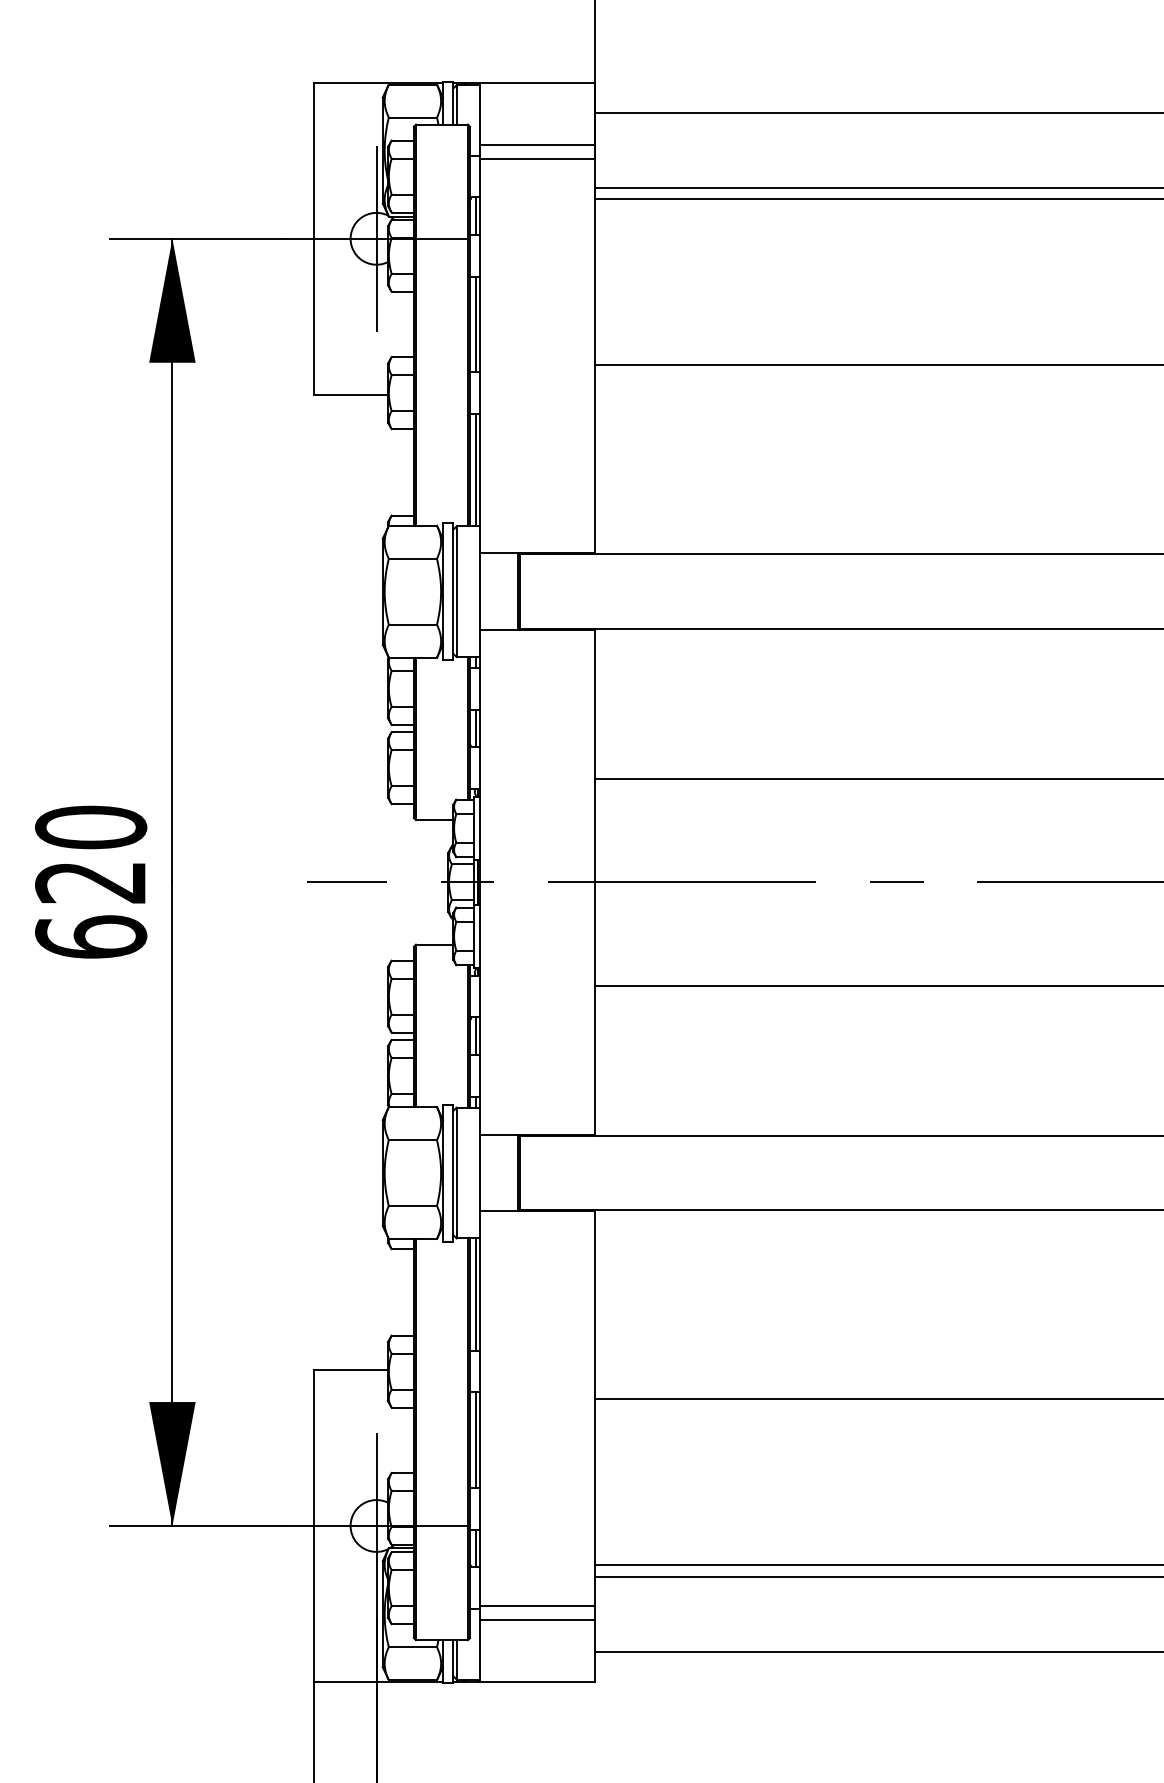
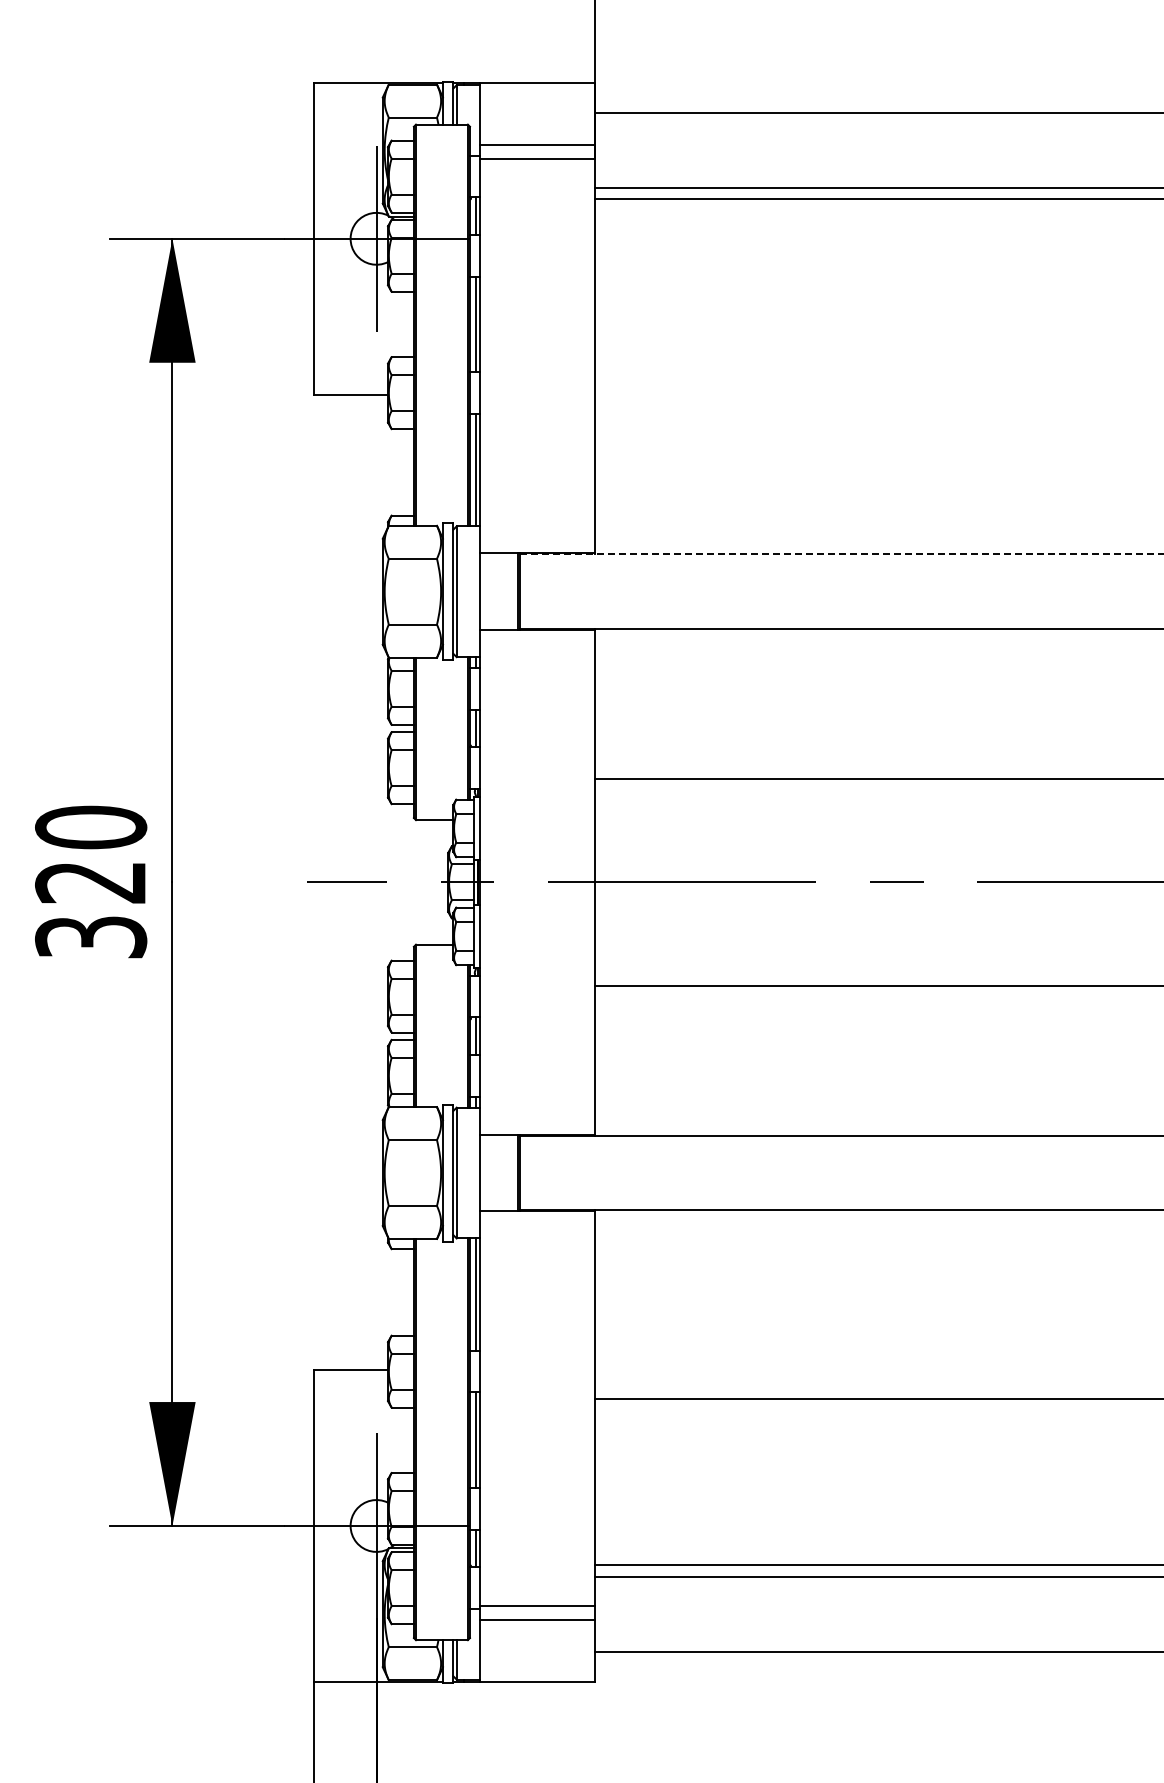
line: present -> none (877, 365)
line: solid -> dashed (841, 554)
text: 620 -> 320 (91, 936)
